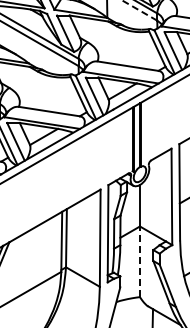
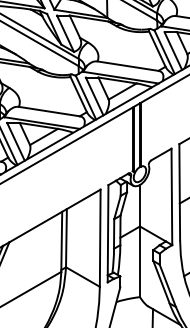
line: dashed -> solid (139, 10)
line: dashed -> solid (139, 261)
